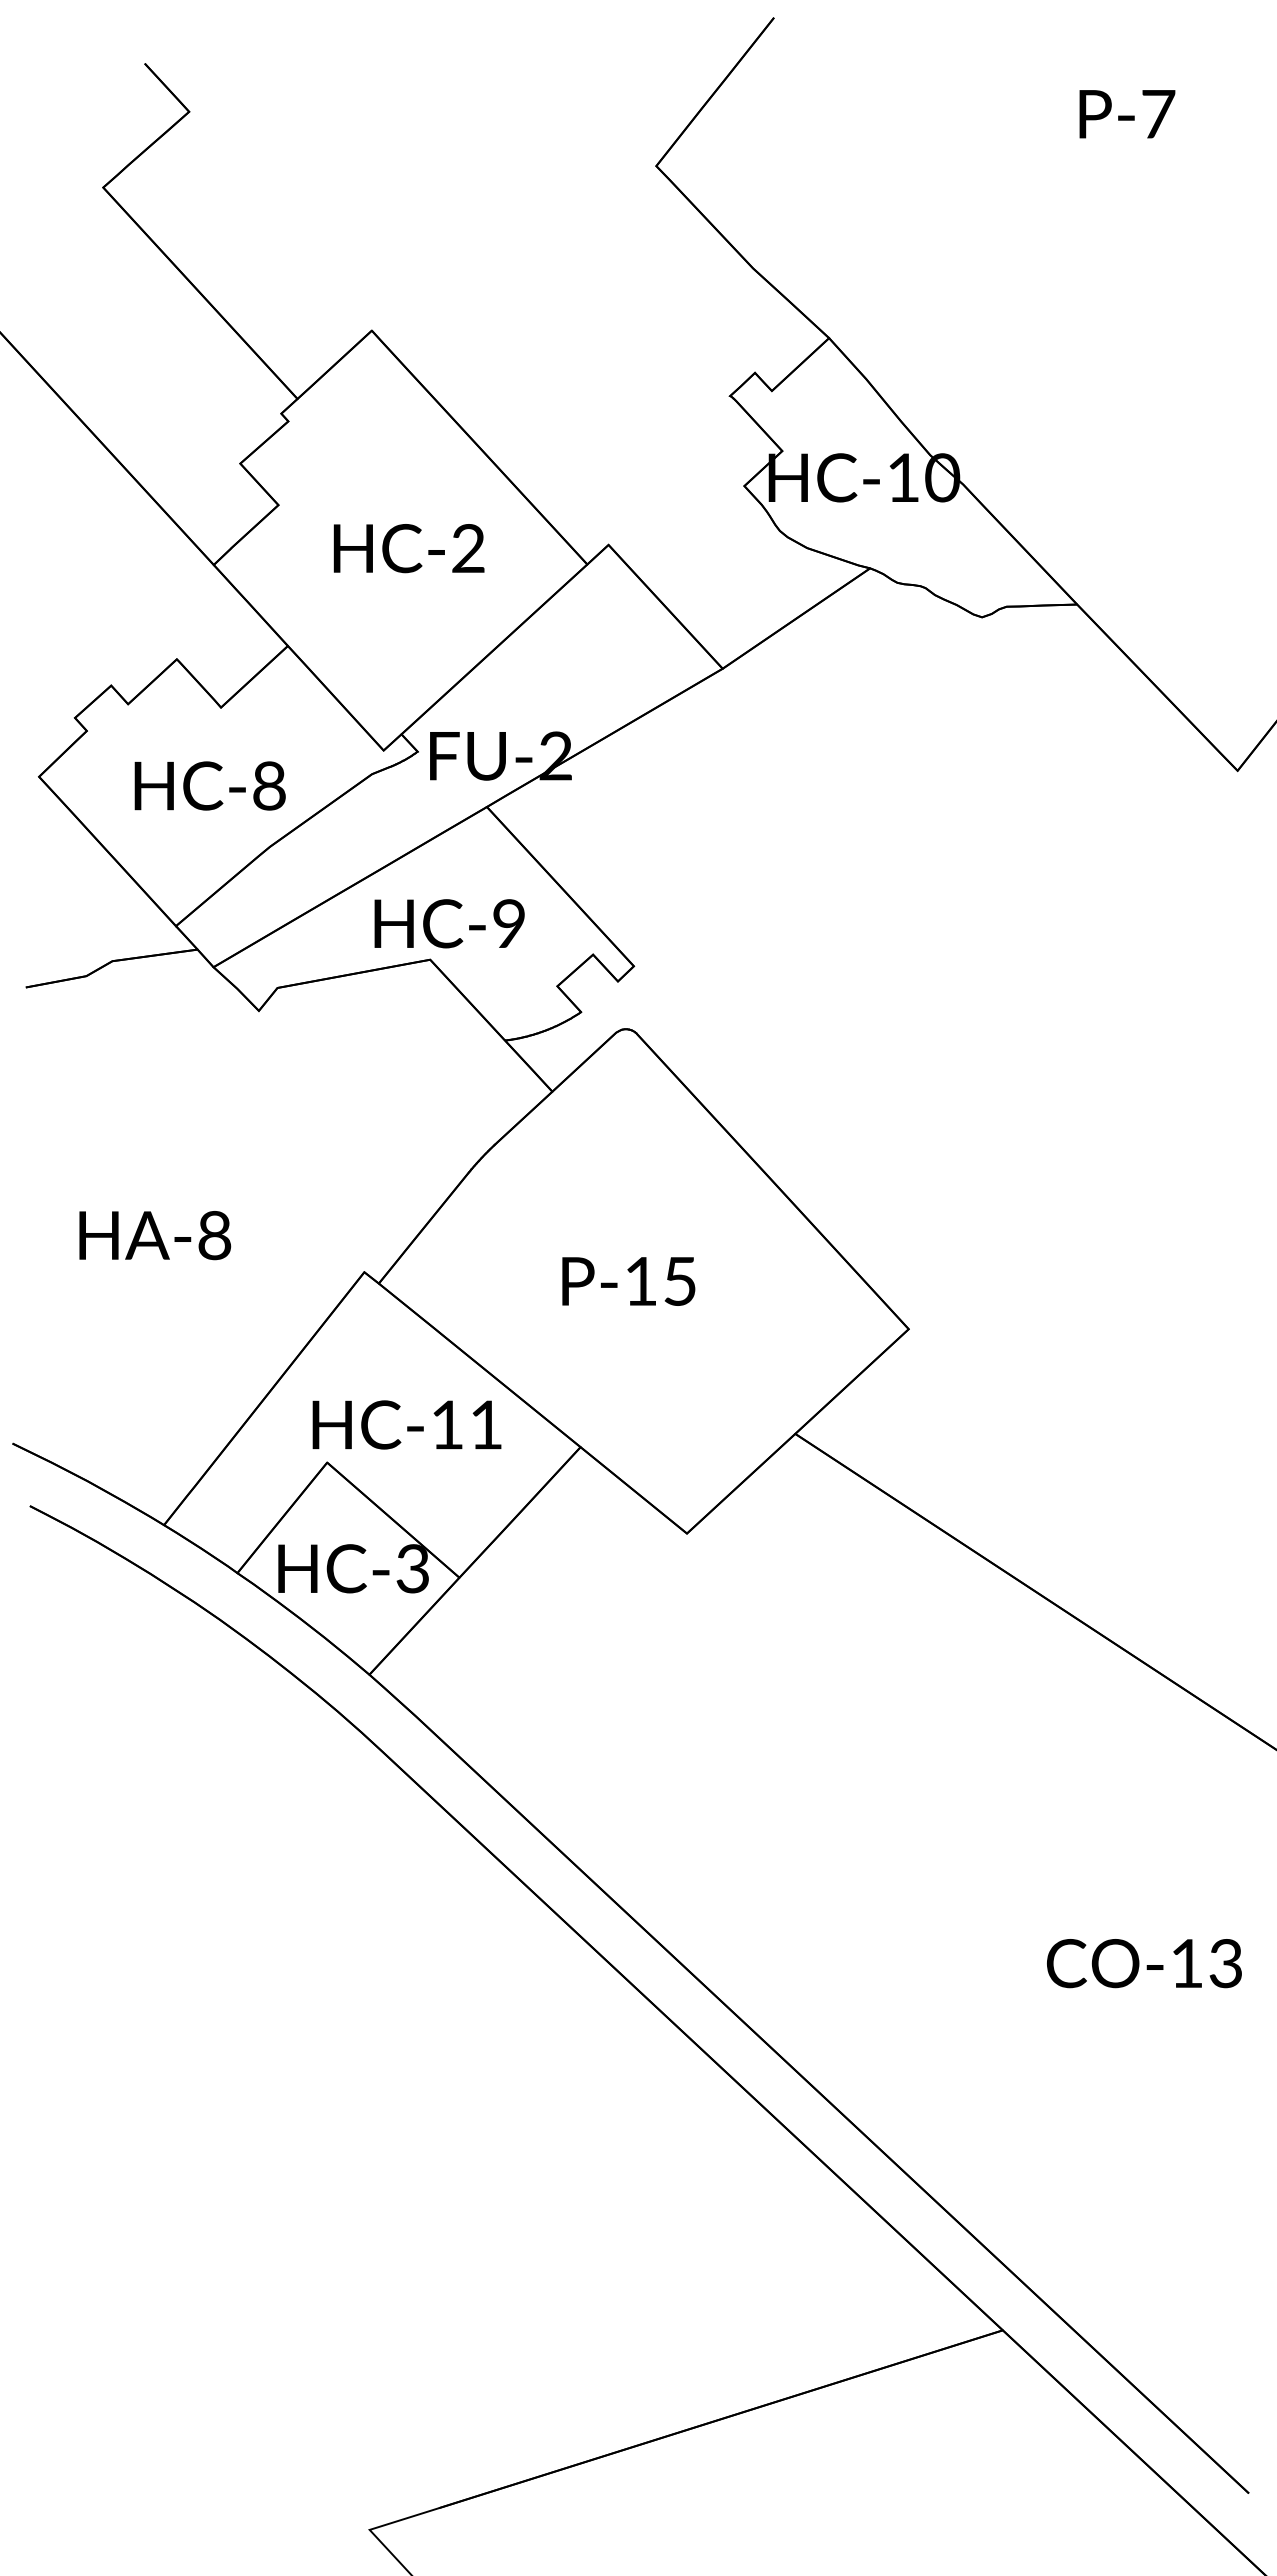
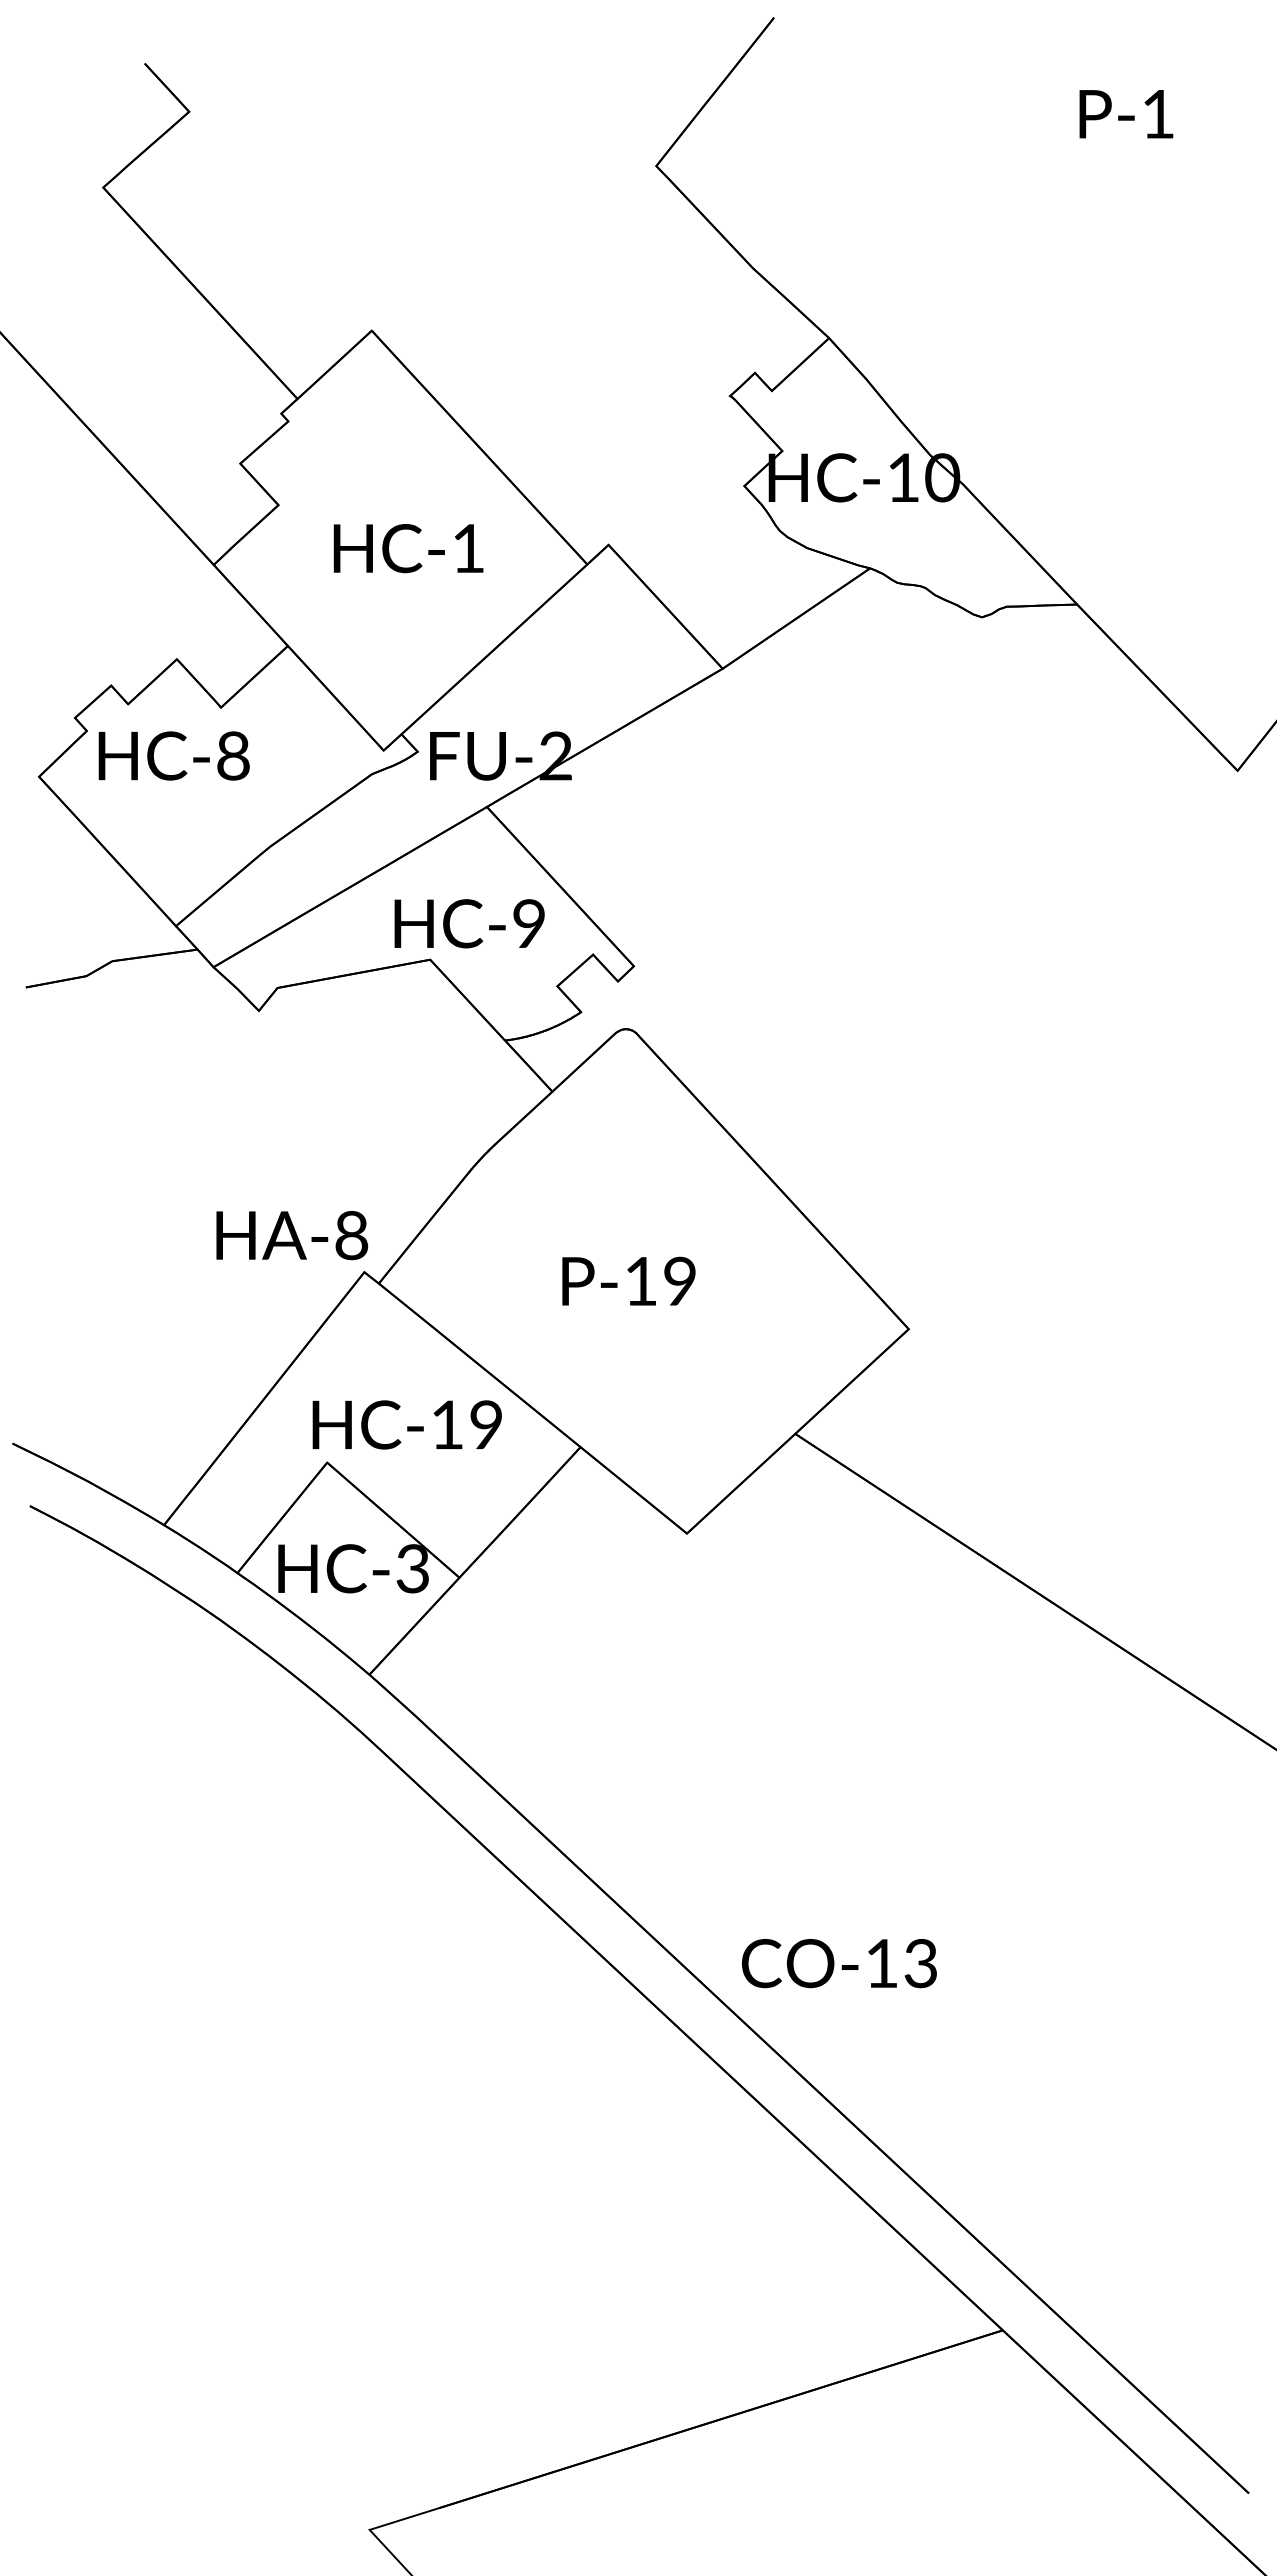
text: P-7 -> P-1 (1158, 114)
text: HC-2 -> HC-1 (468, 548)
text position: (209, 785) -> (173, 755) (173, 755)
text position: (449, 923) -> (469, 923) (469, 923)
text position: (155, 1235) -> (292, 1235) (292, 1235)
text: P-15 -> P-19 (679, 1280)
text: HC-11 -> HC-19 (485, 1424)
text position: (1144, 1963) -> (839, 1963) (839, 1963)
